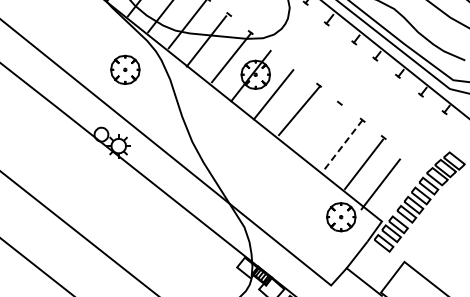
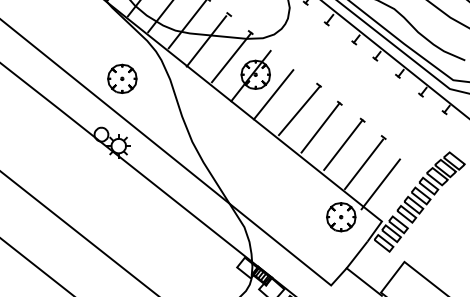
part position: (125, 69) -> (122, 78) (122, 78)
line: none -> present (320, 127)
line: dashed -> solid (343, 145)
